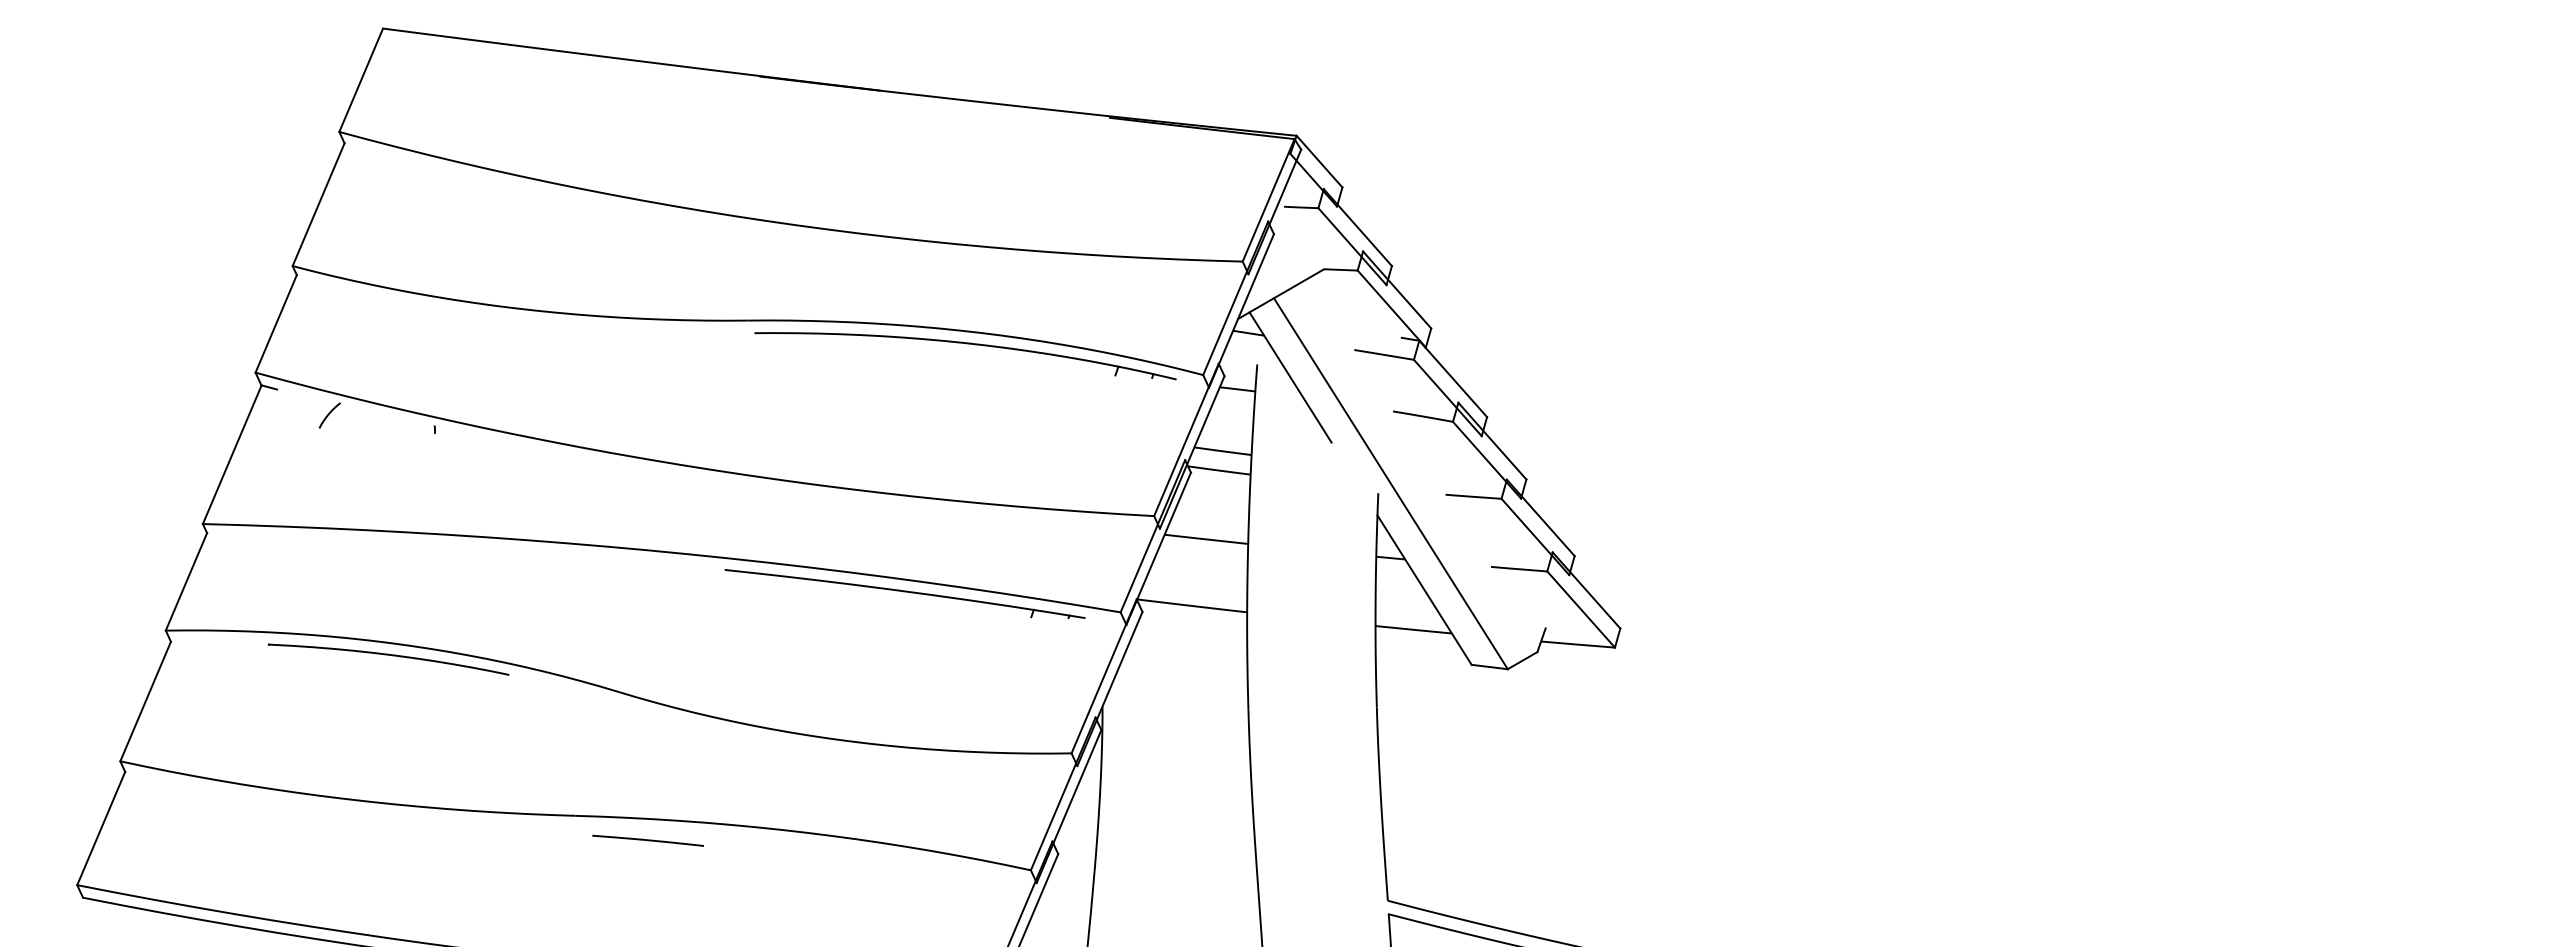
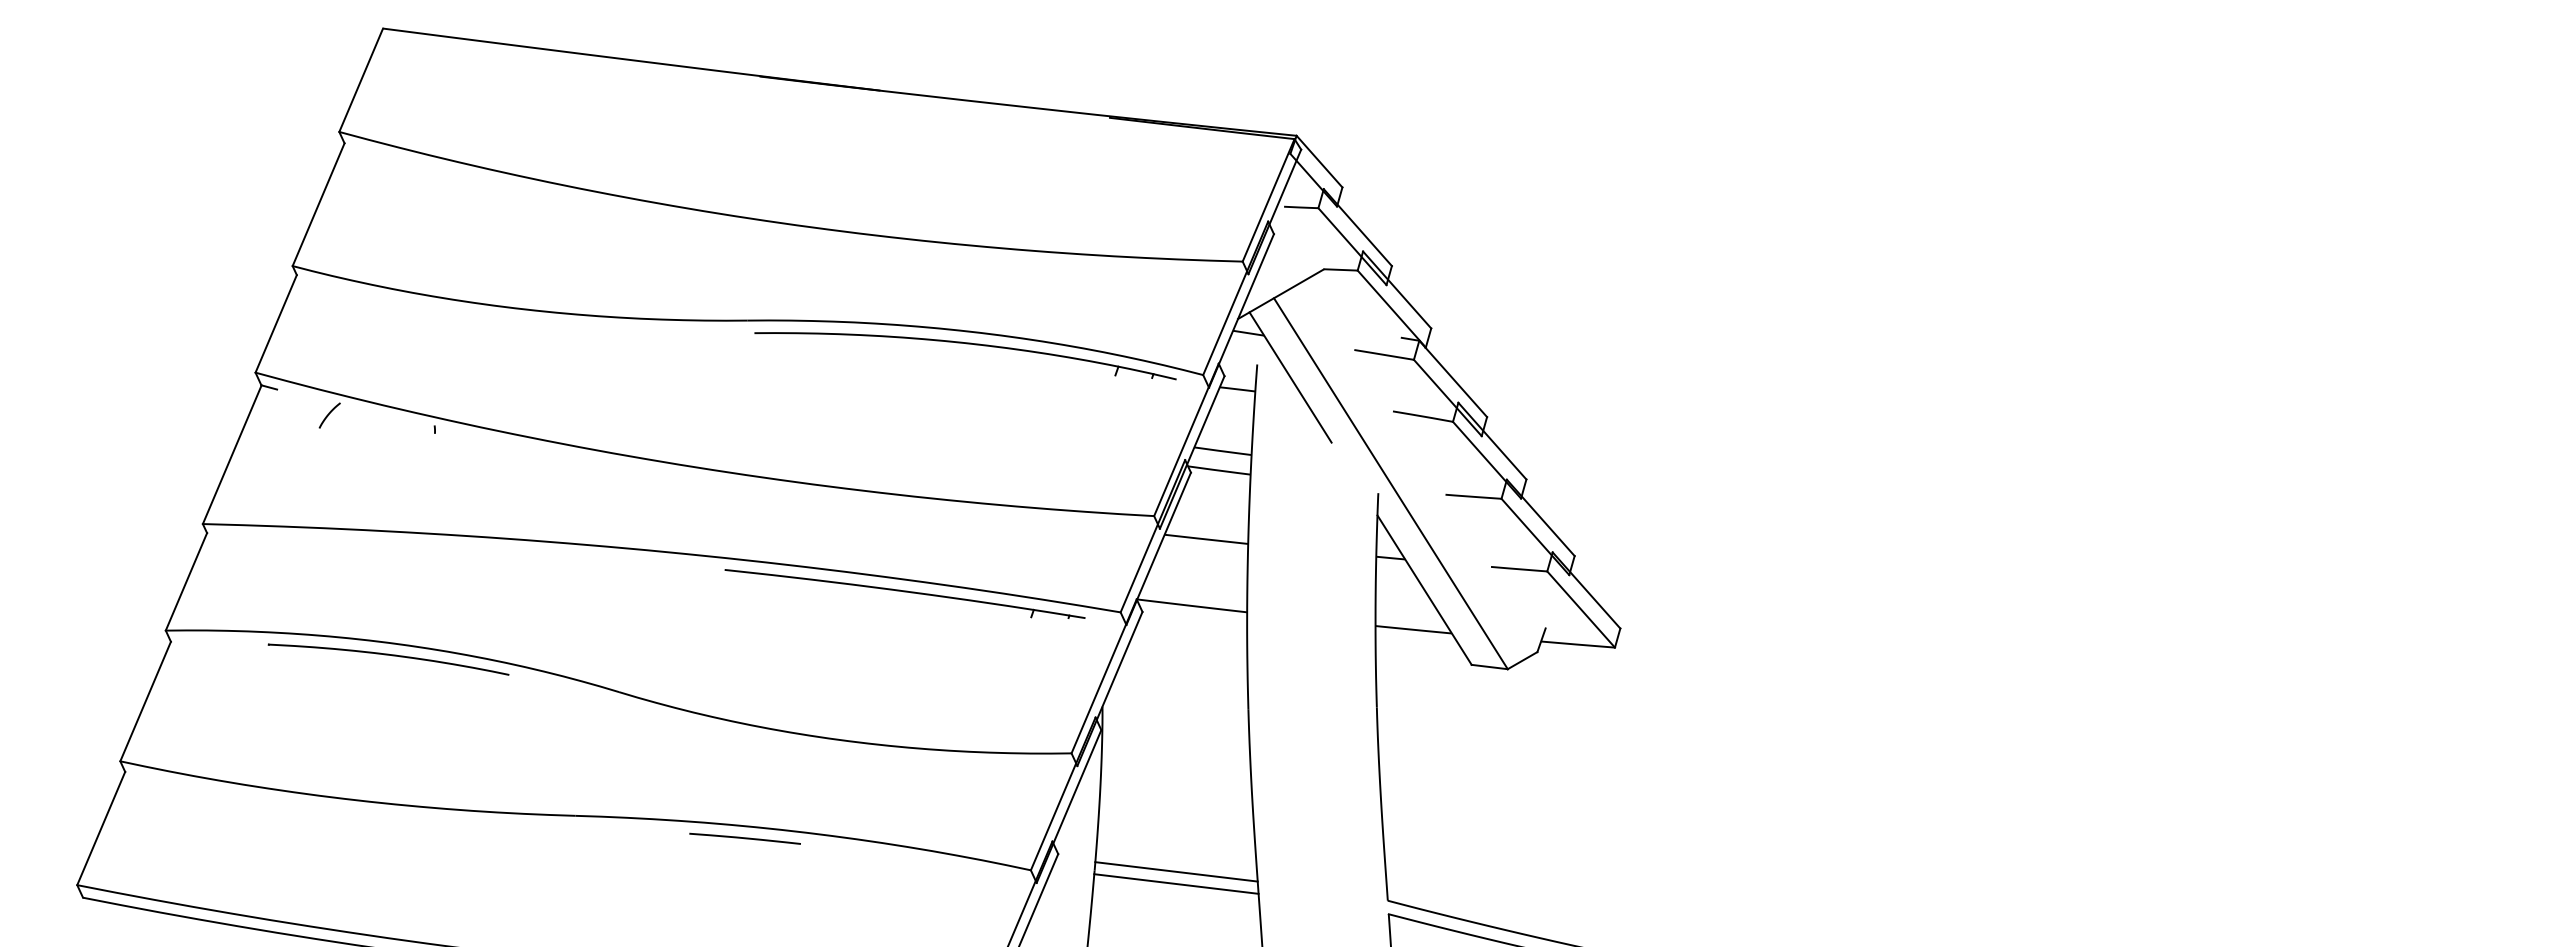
line position: (647, 840) -> (744, 838) (744, 838)
line: none -> present (1176, 871)
line: none -> present (1176, 883)
